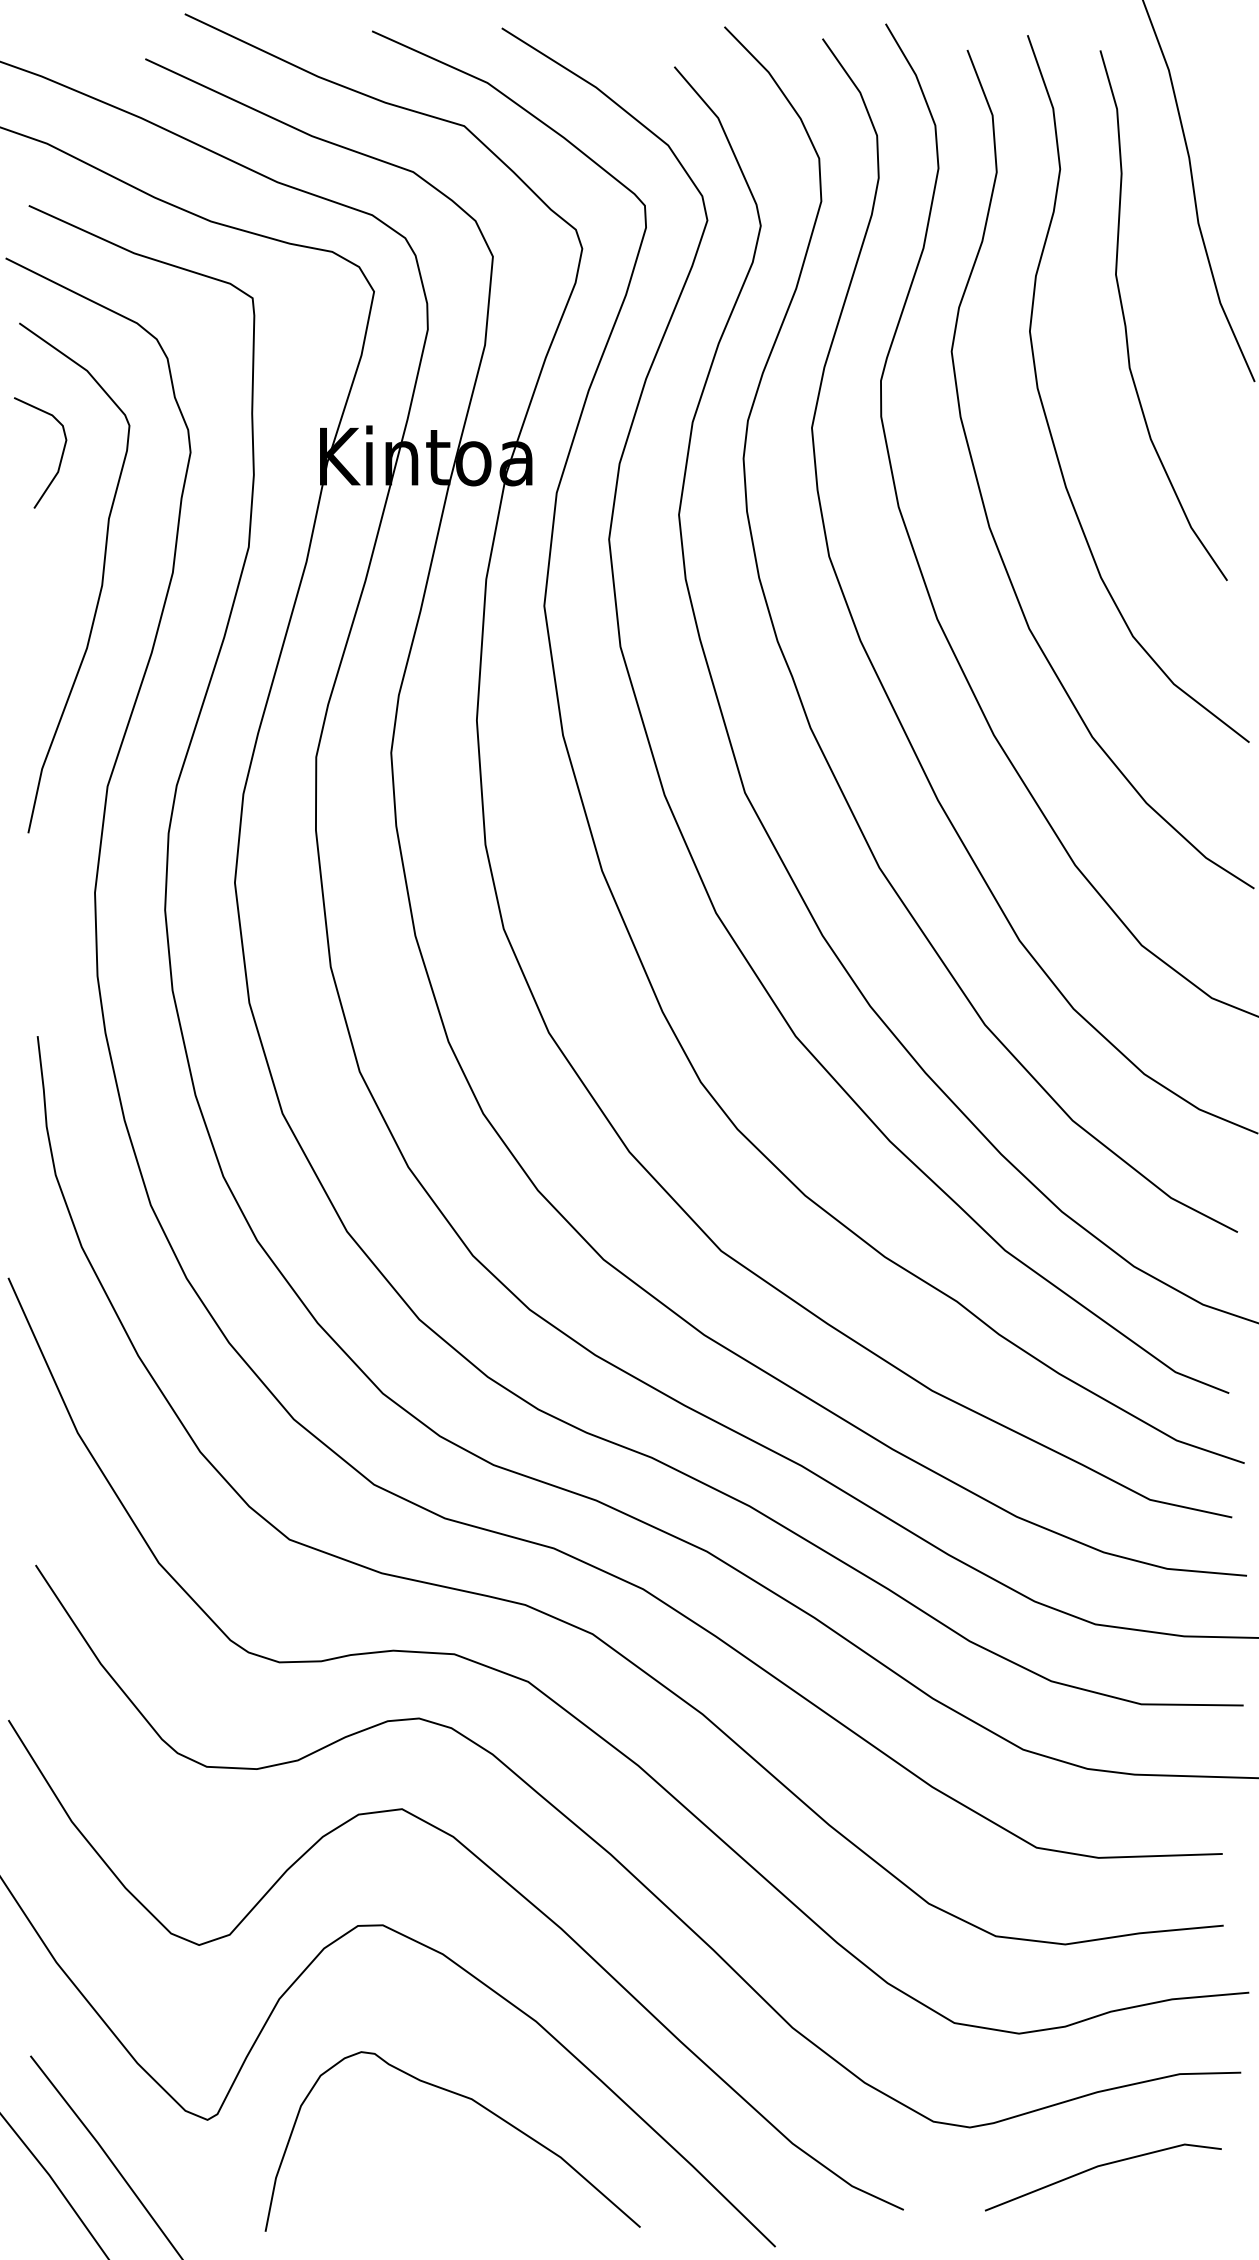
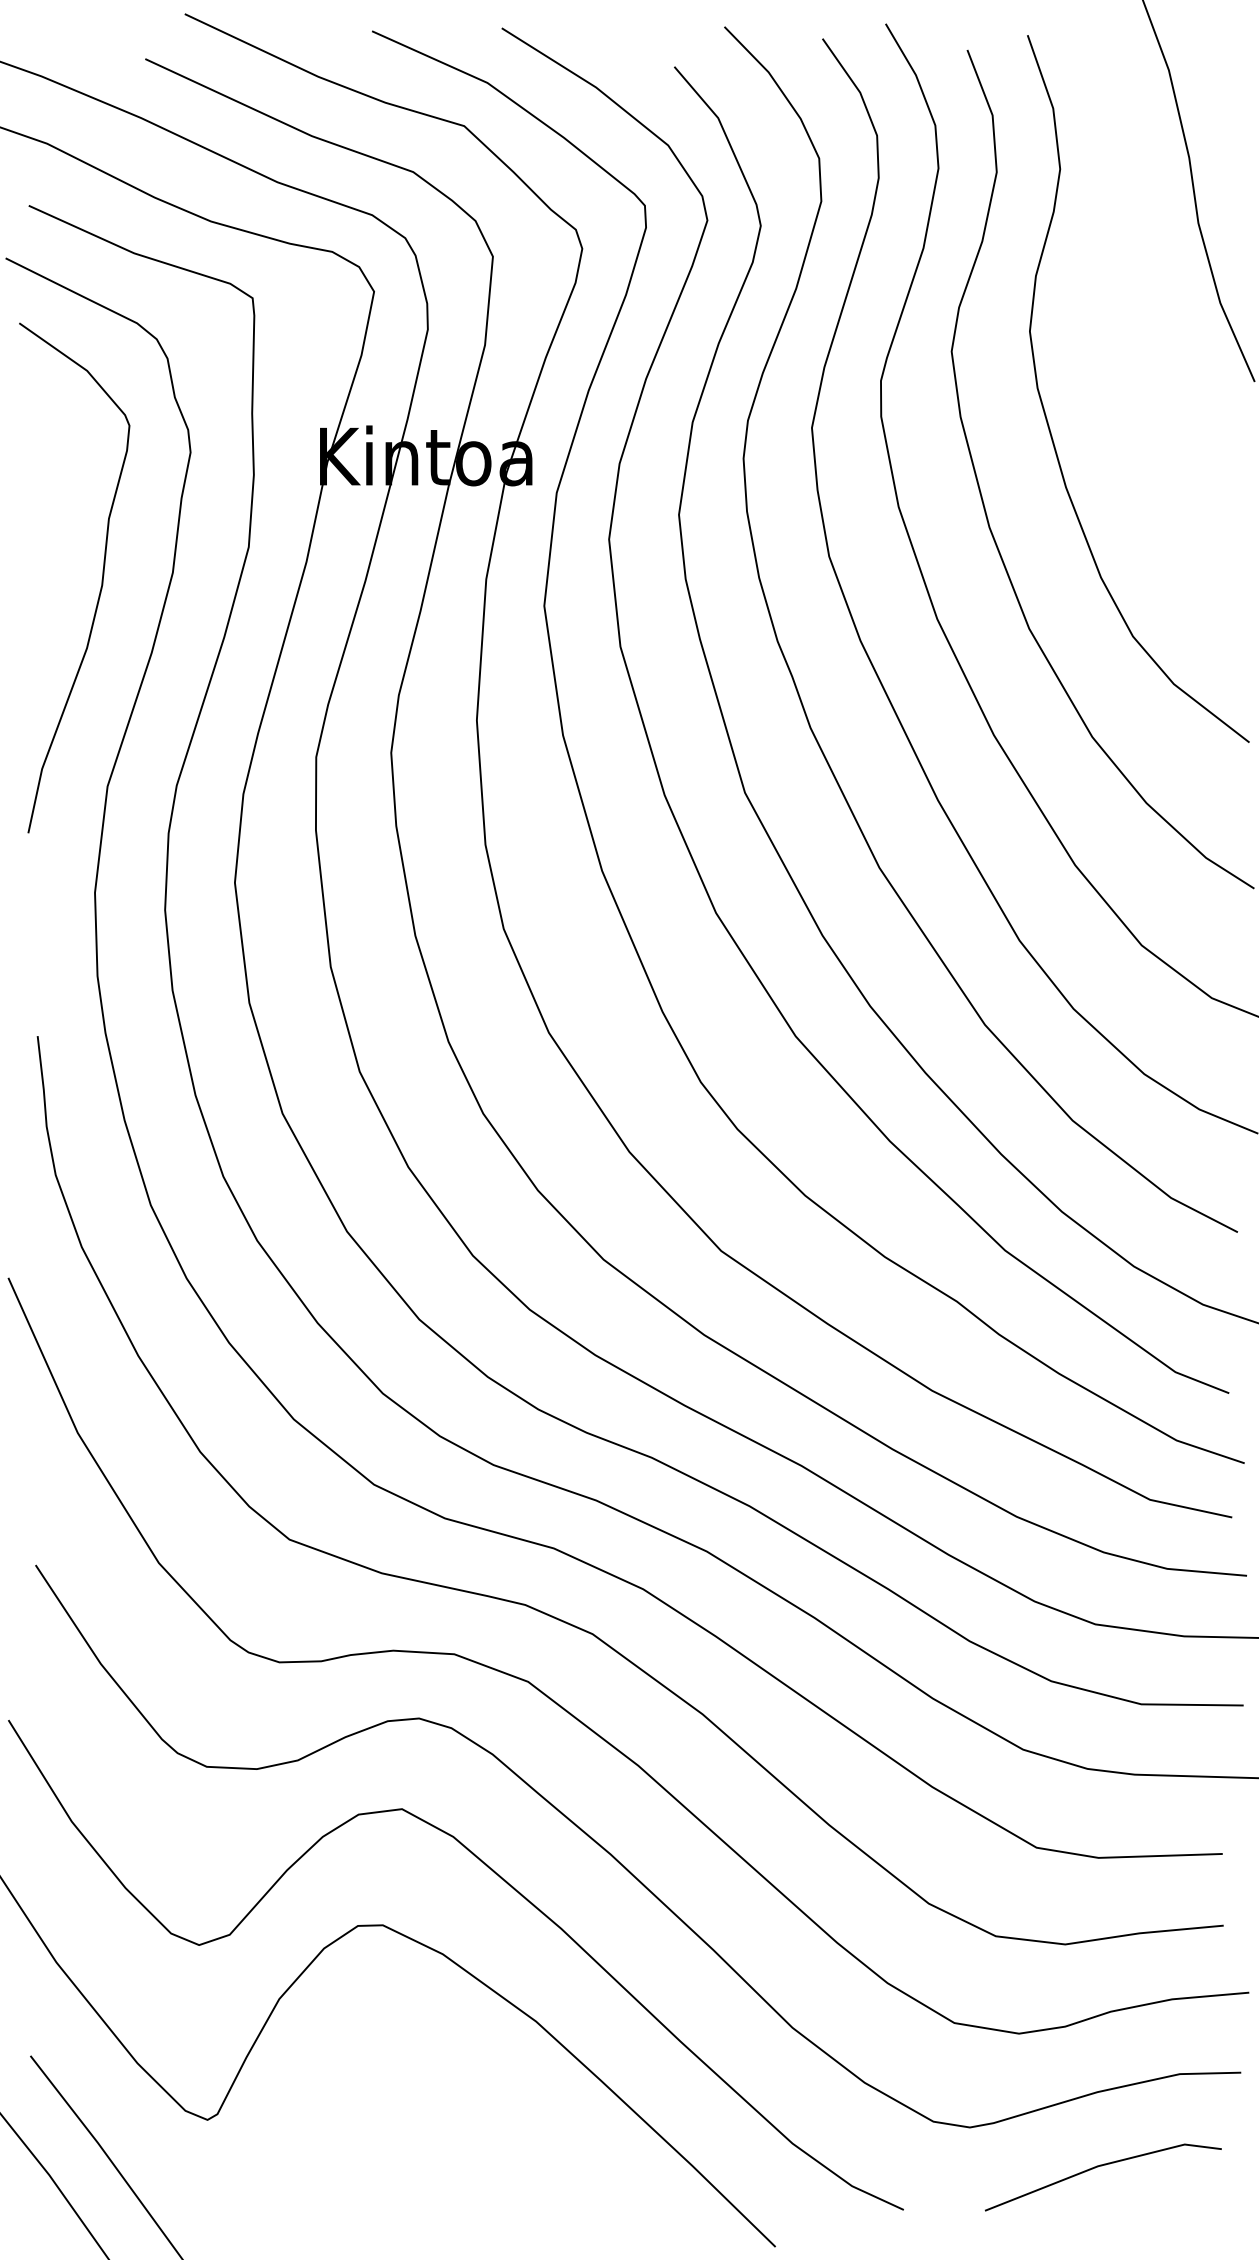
curve: present -> none (1126, 324)
curve: present -> none (60, 458)
curve: present -> none (477, 2104)
